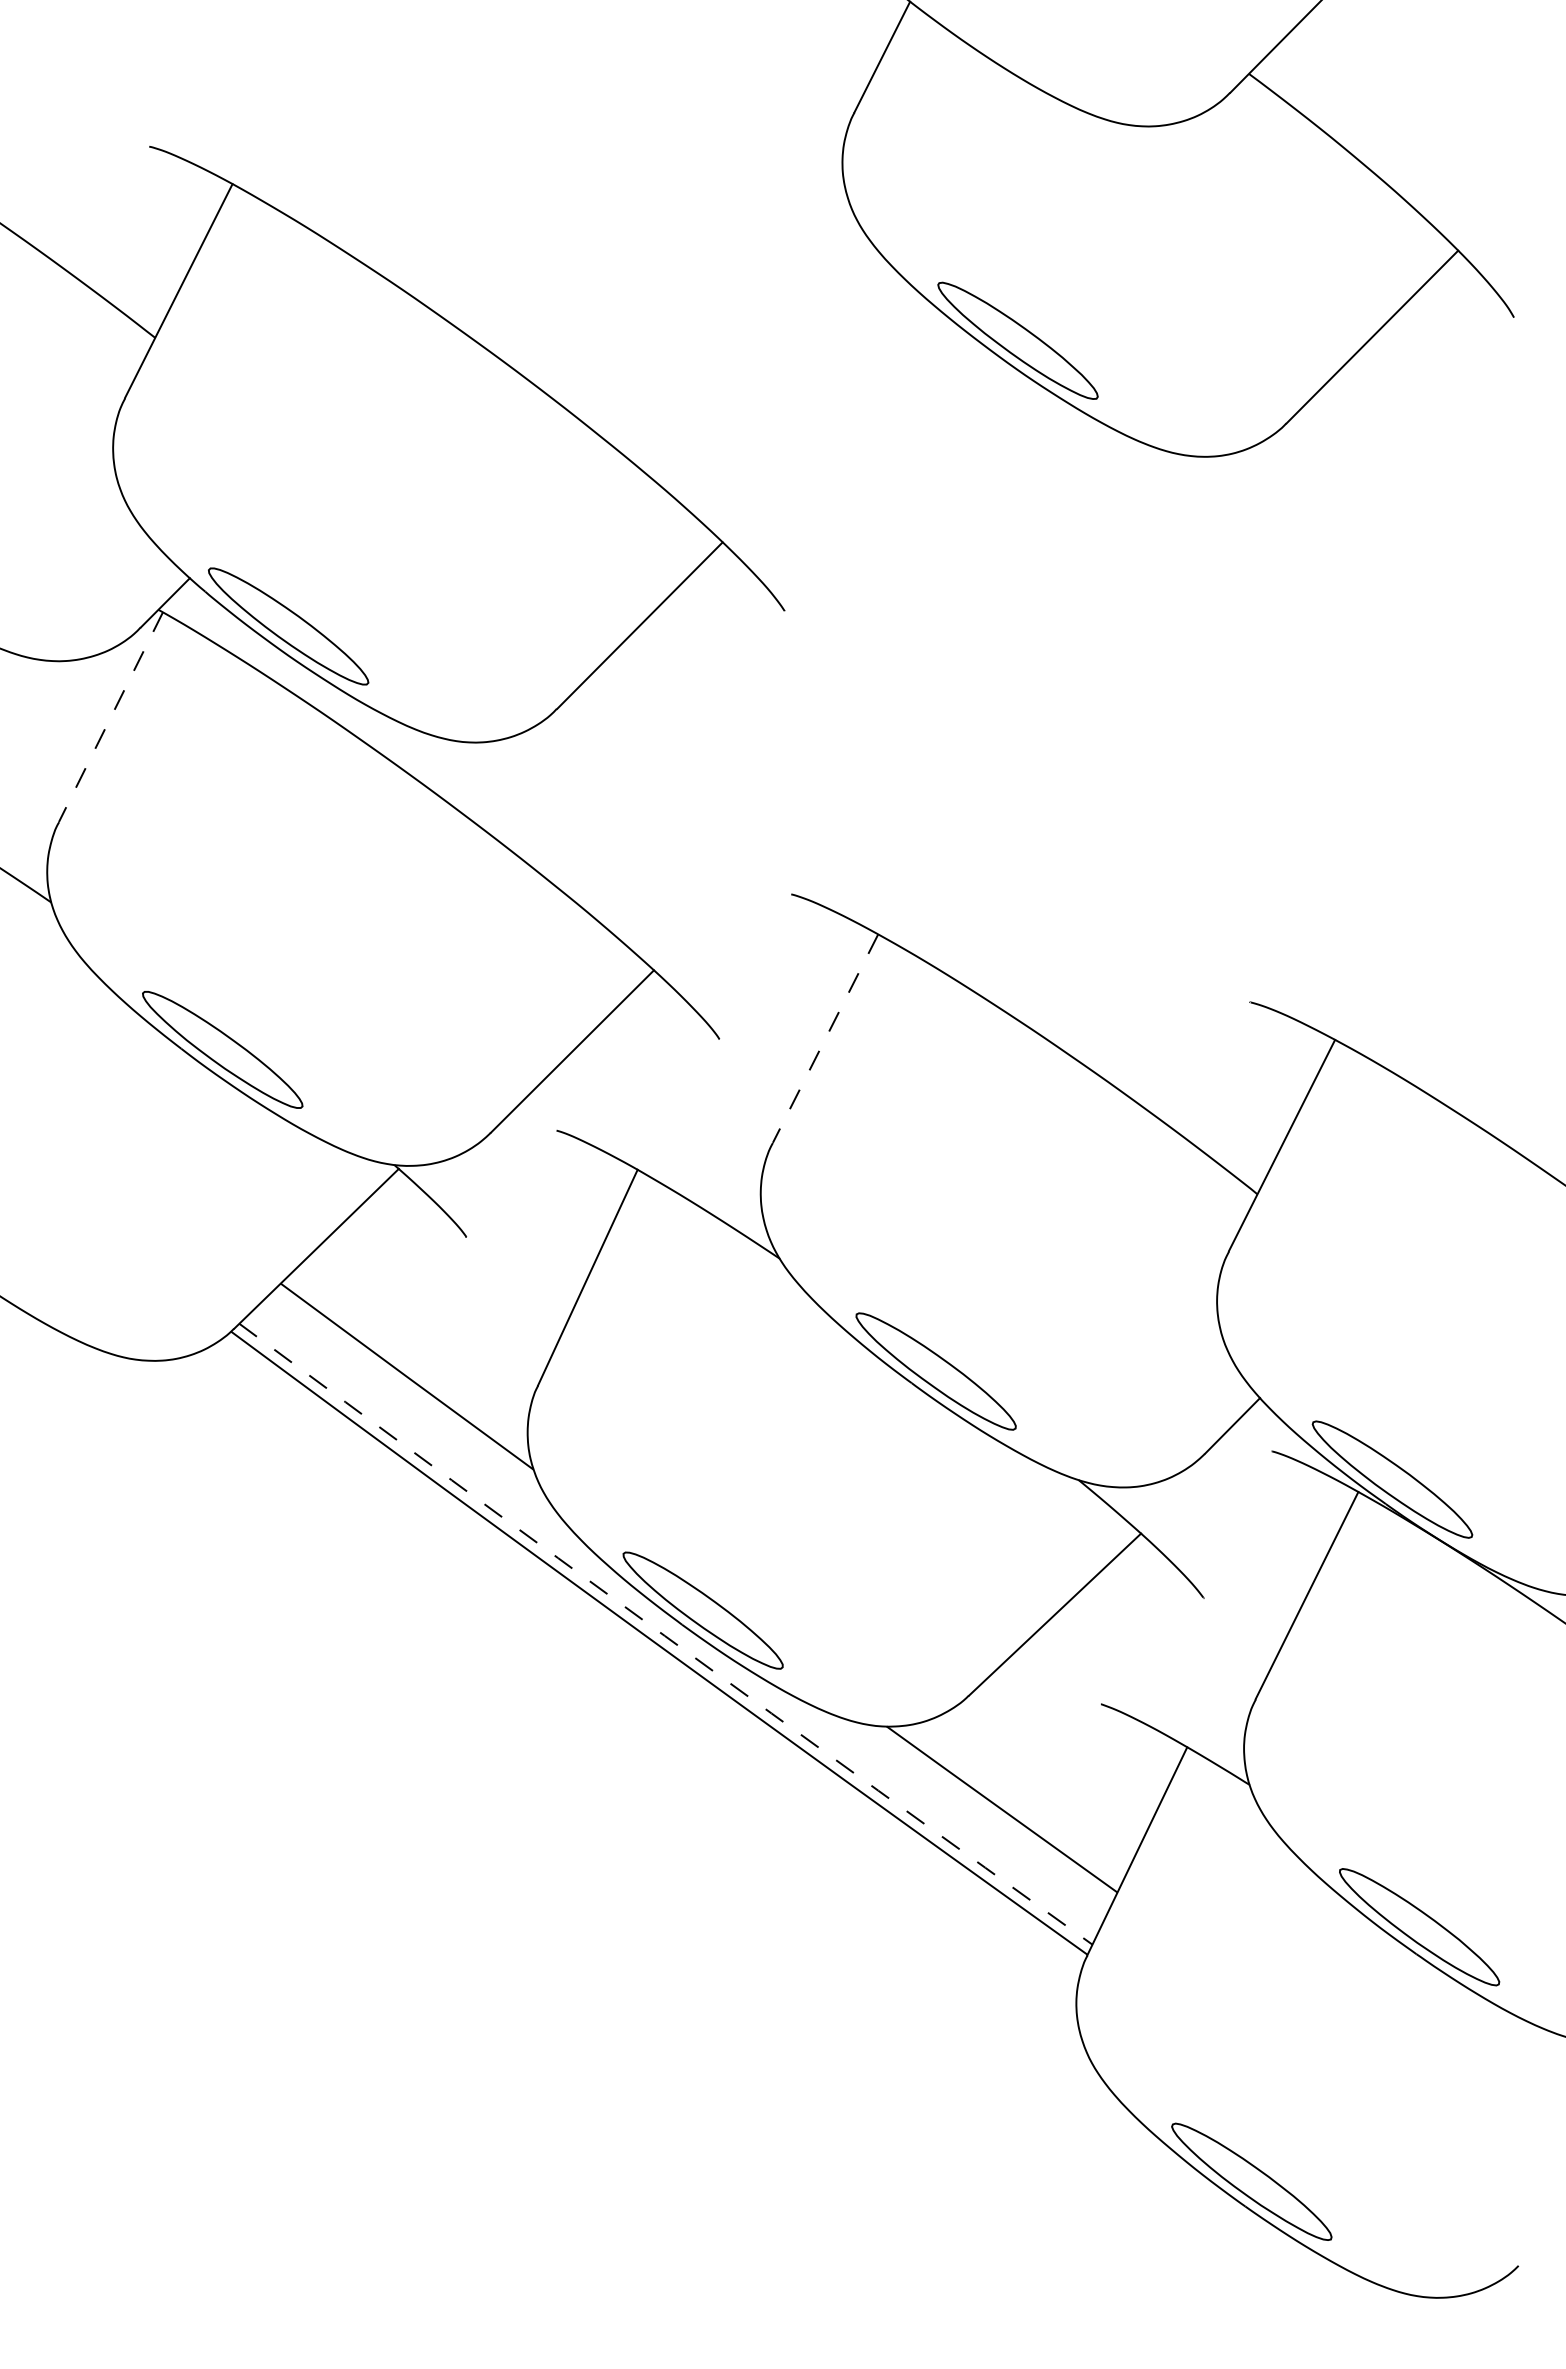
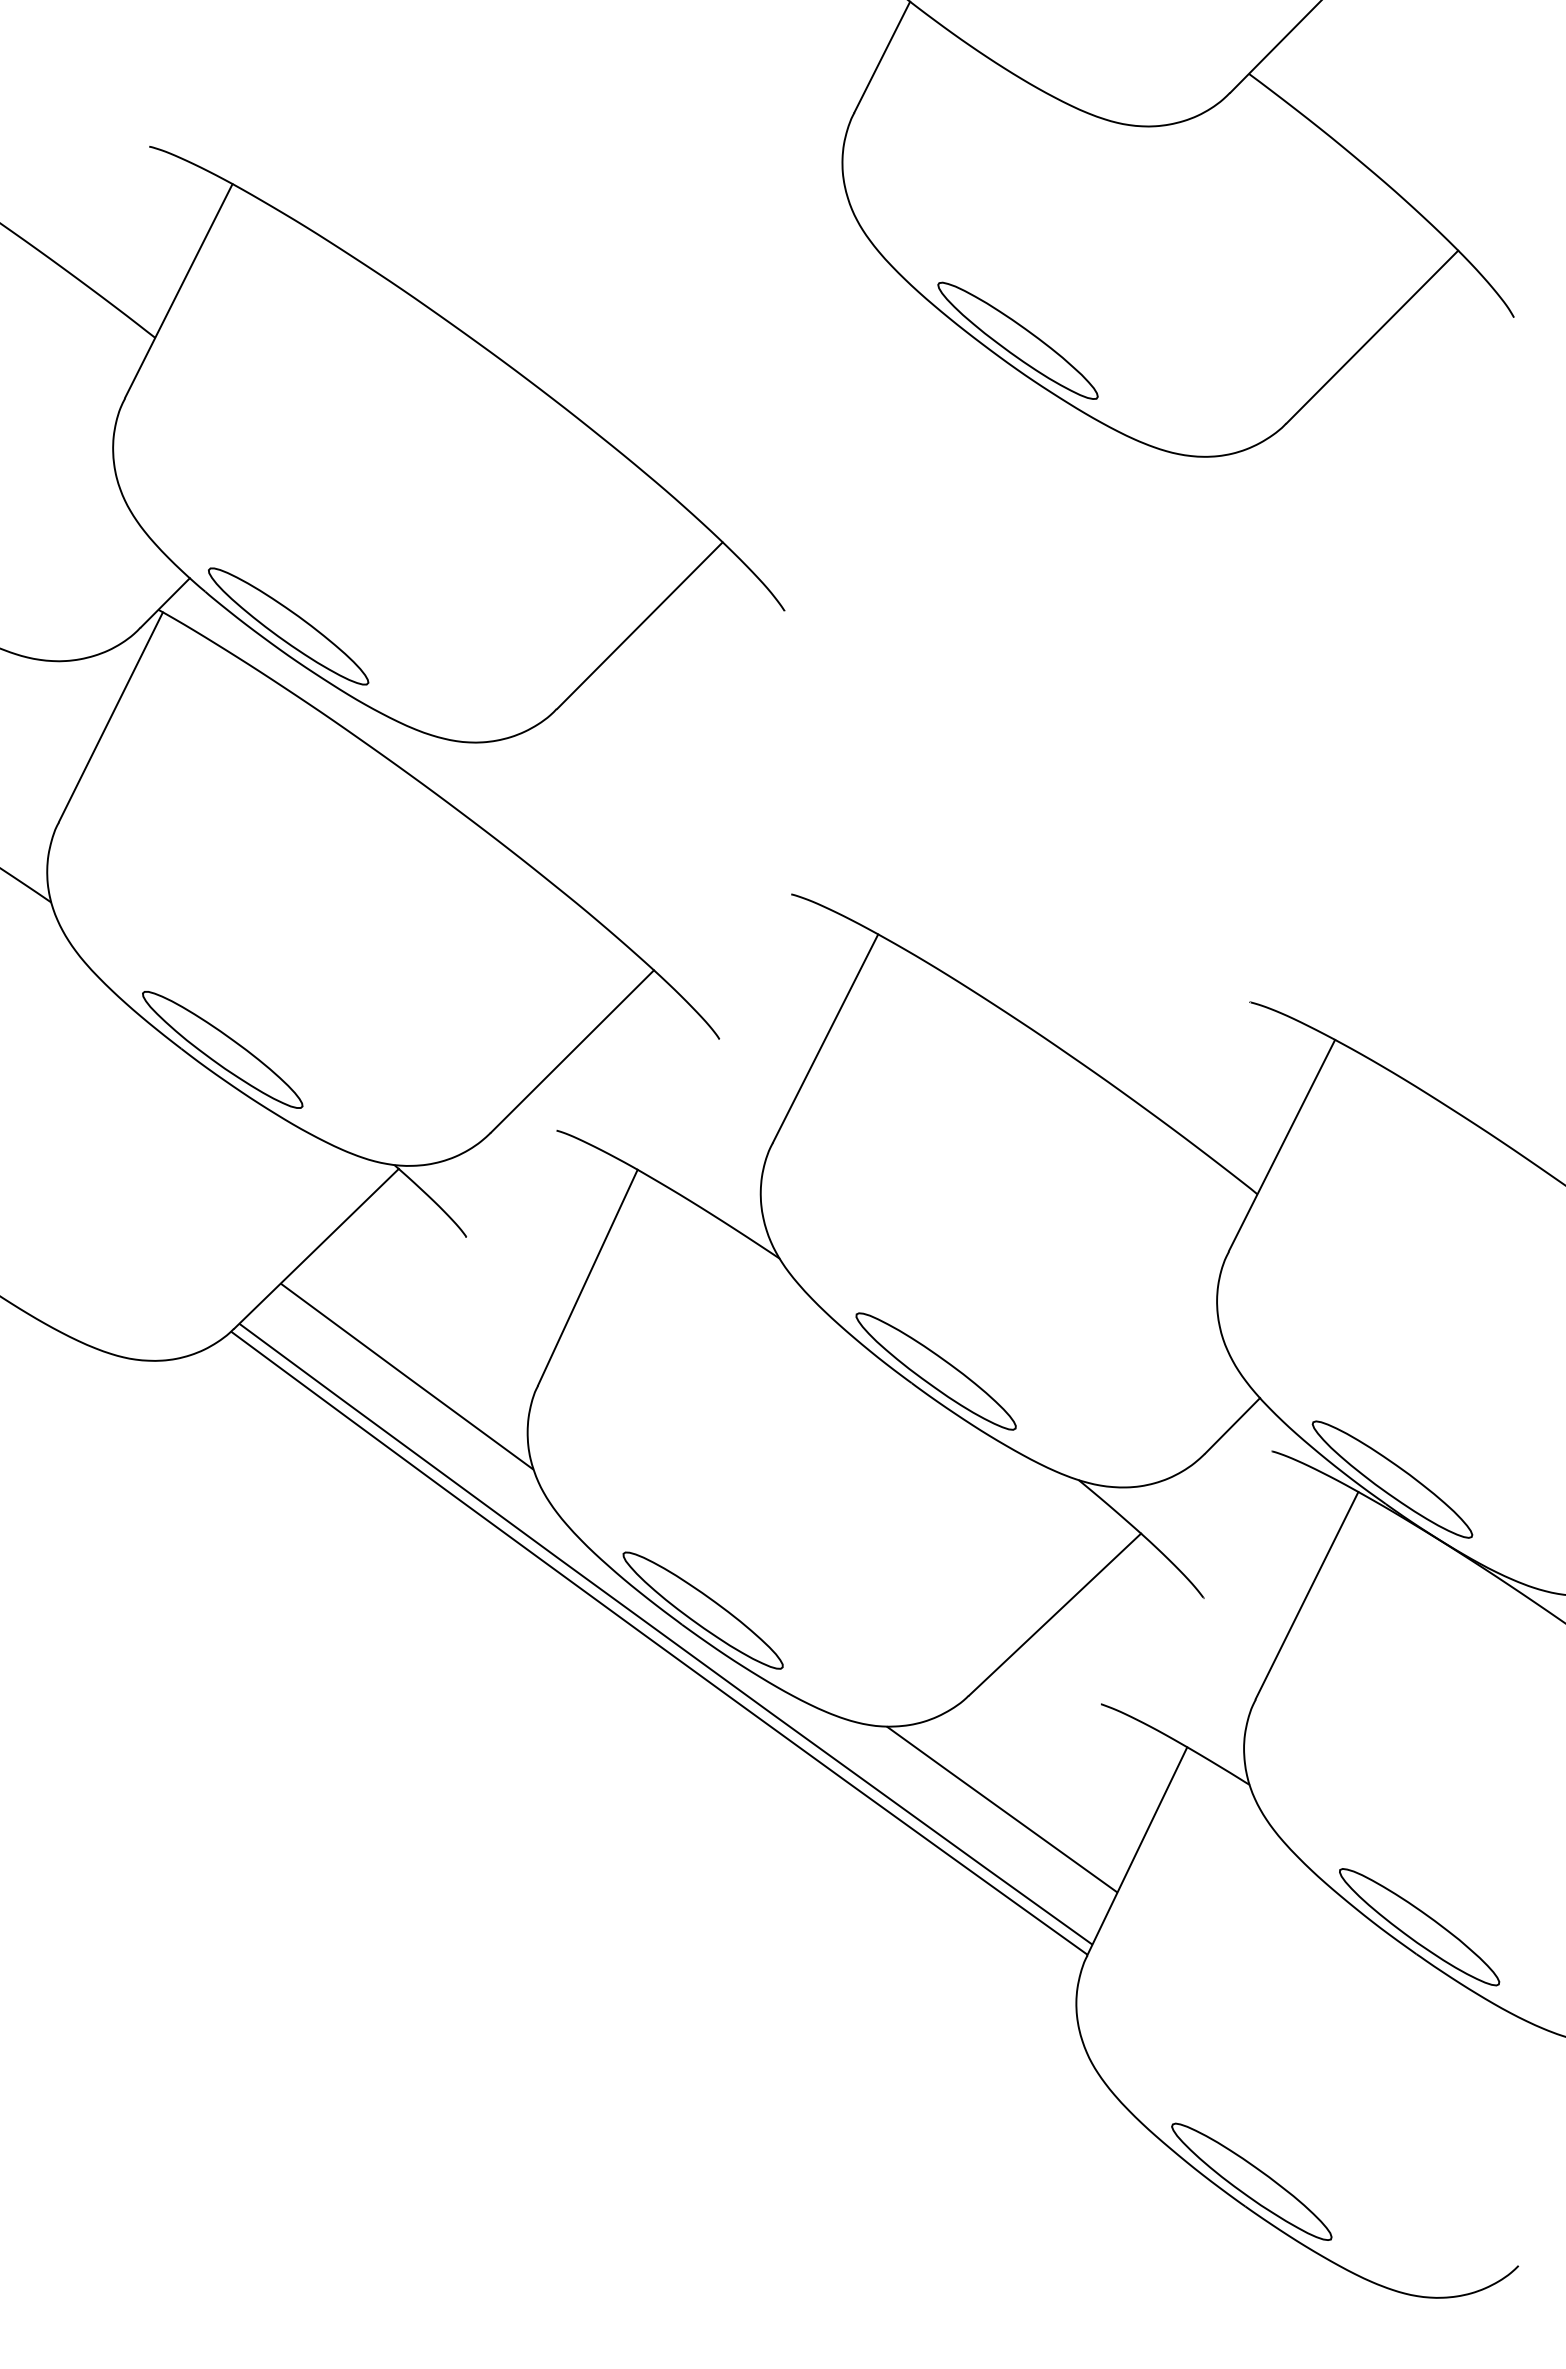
line: dashed -> solid (110, 717)
line: dashed -> solid (825, 1038)
arc: dashed -> solid (664, 1635)
